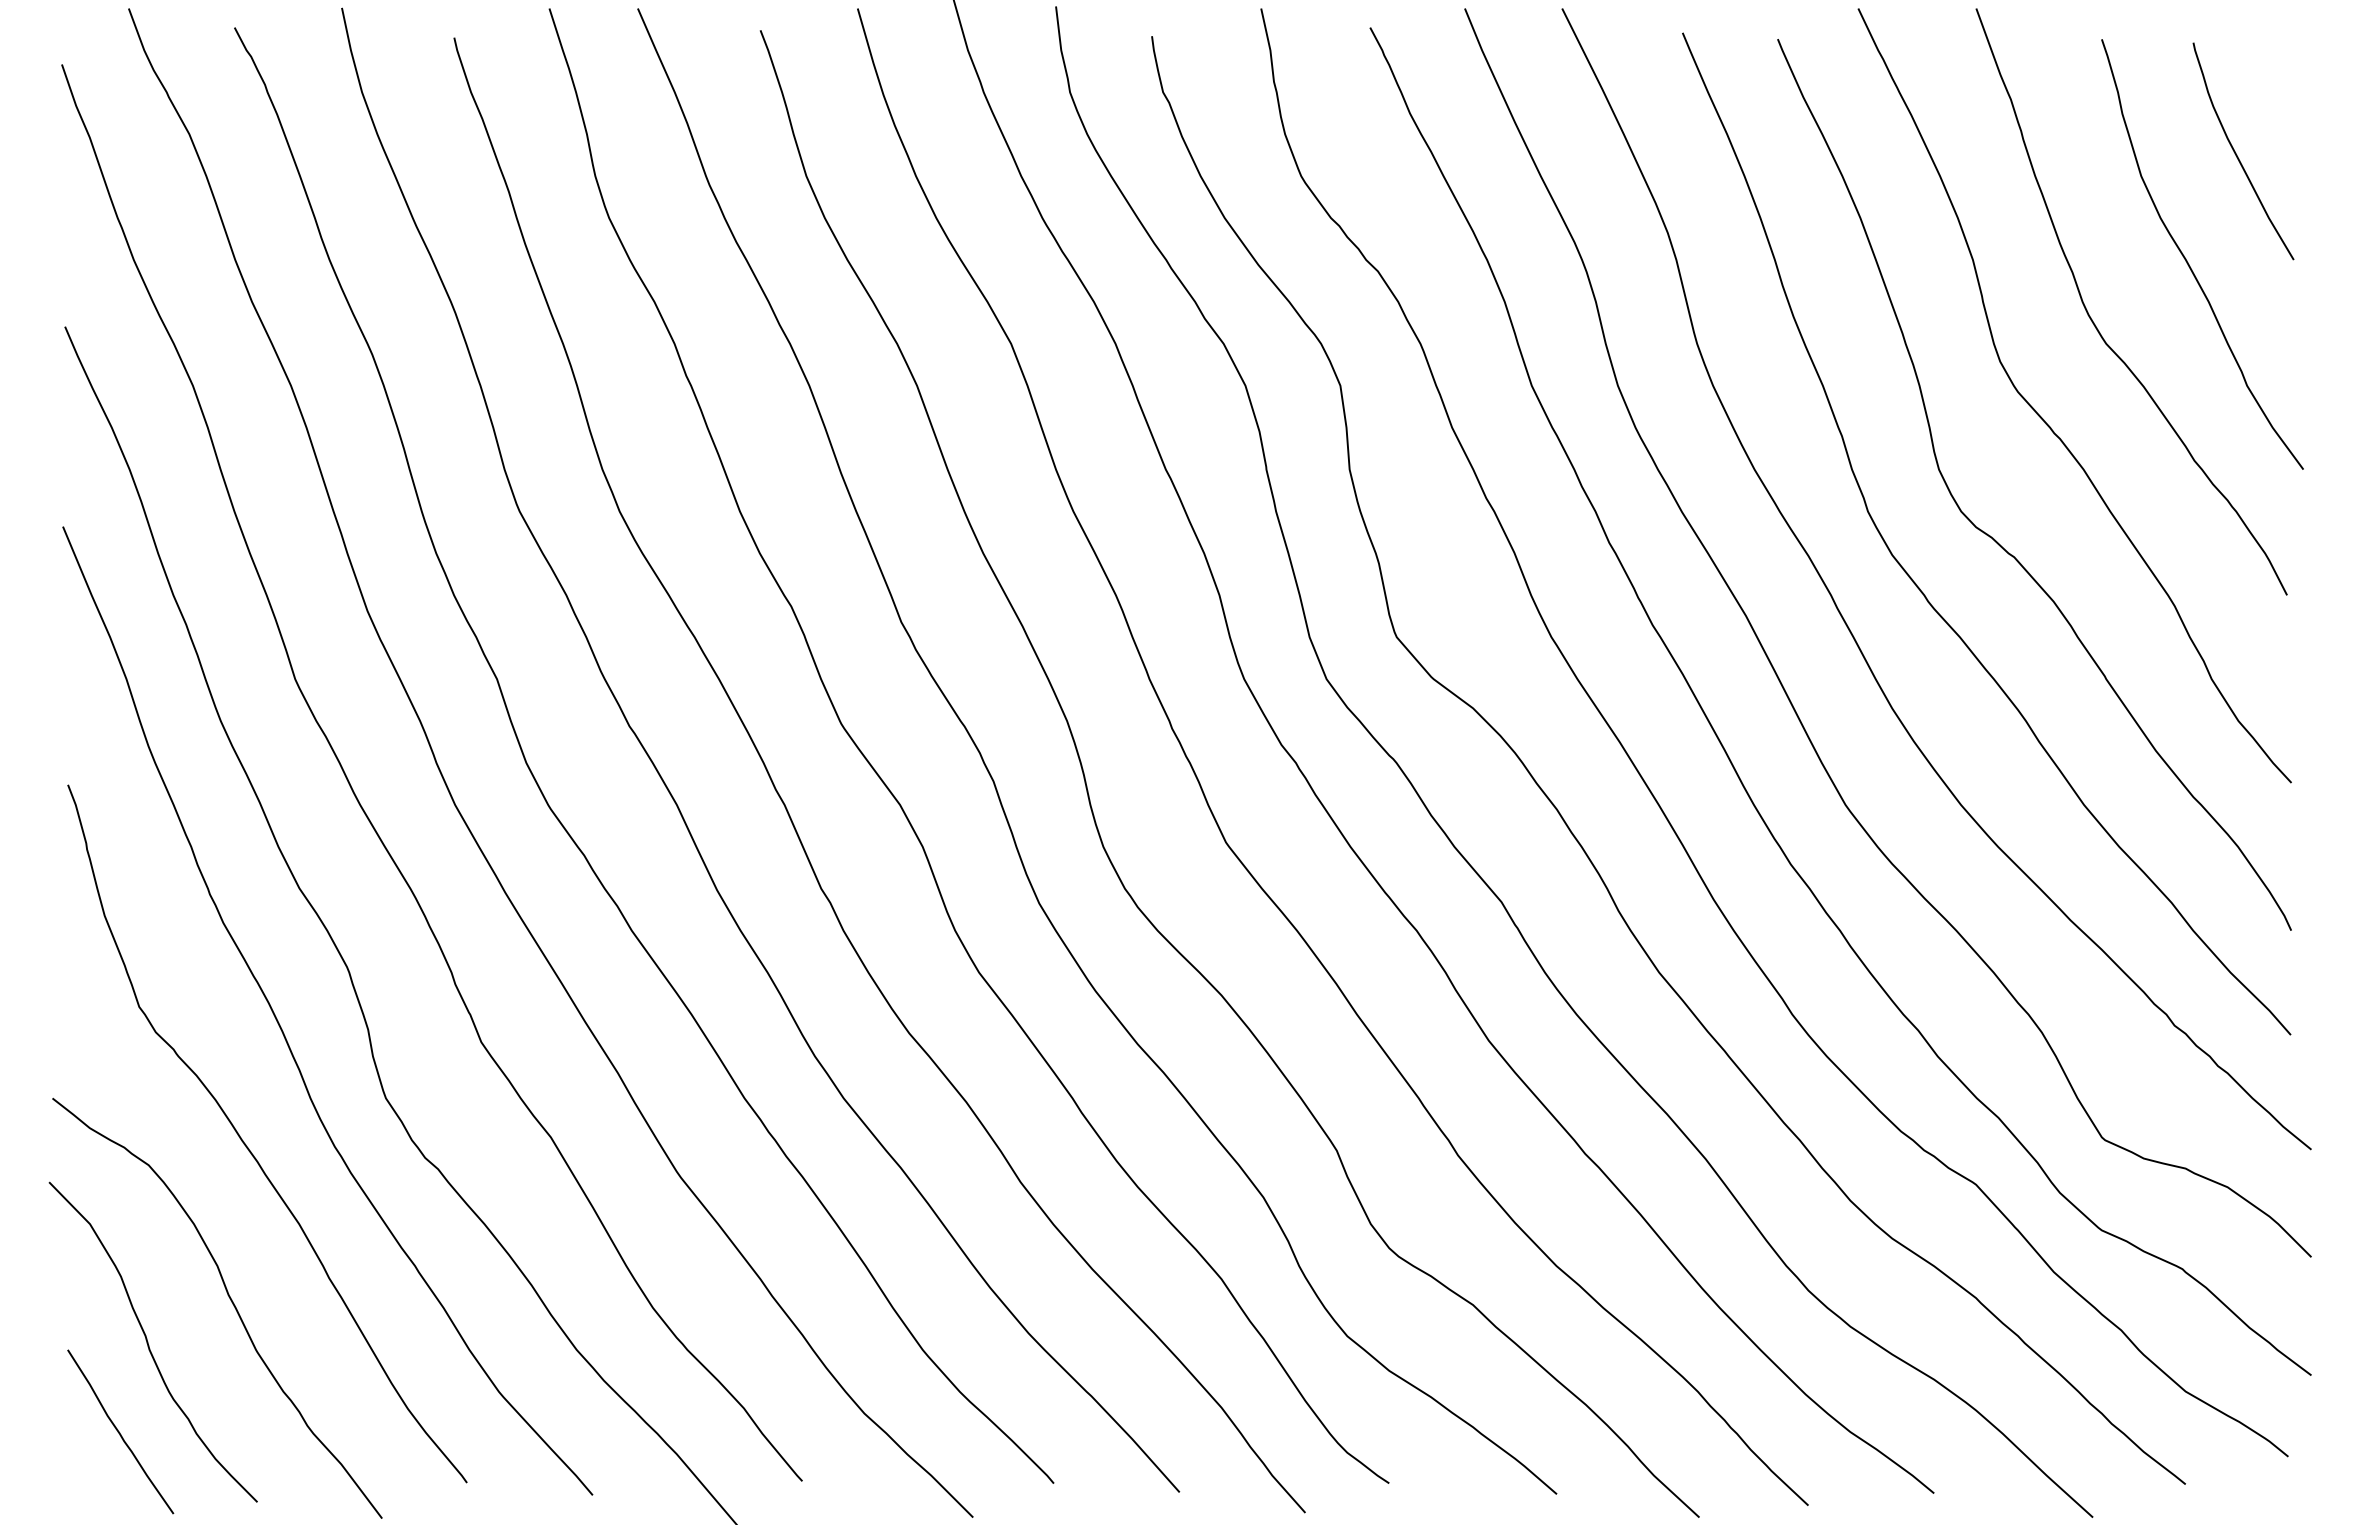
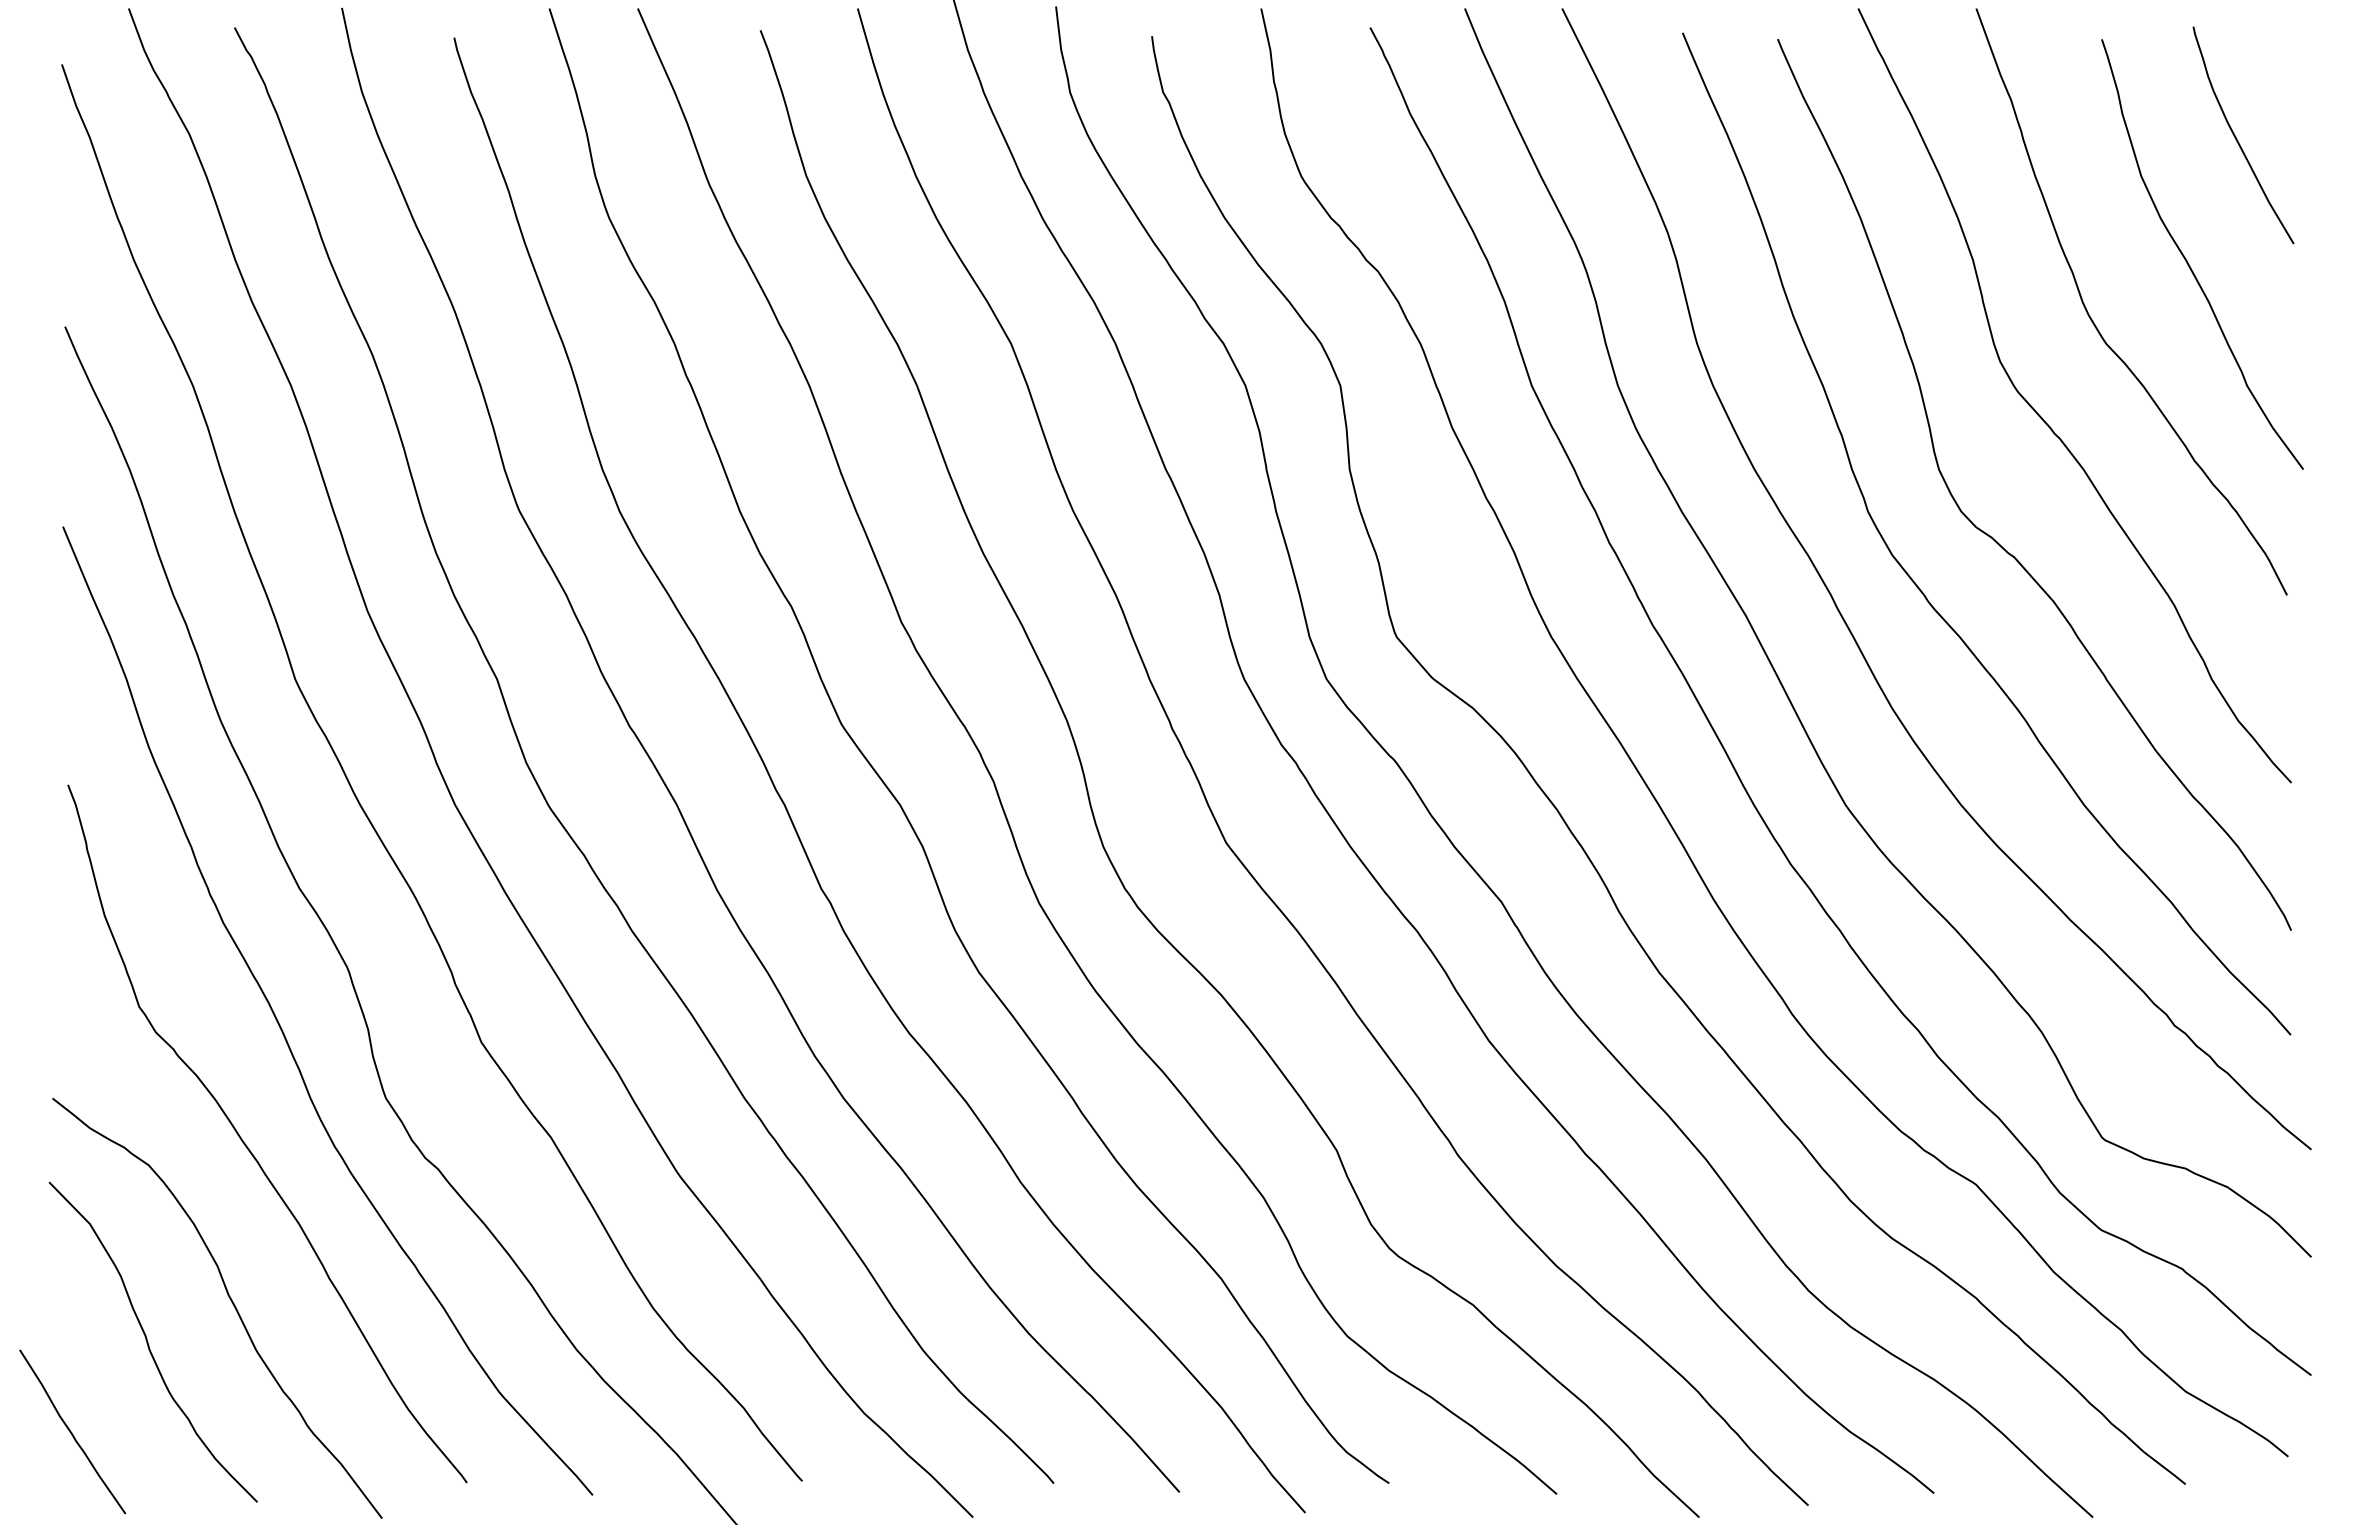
curve position: (2238, 156) -> (2238, 140) (2238, 140)
curve position: (119, 1431) -> (71, 1431) (71, 1431)
